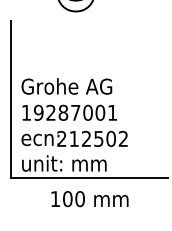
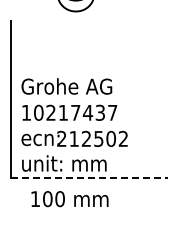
text: 19287001 -> 10217437 (75, 112)
line: solid -> dashed (90, 178)
text position: (89, 199) -> (69, 199) (69, 199)
